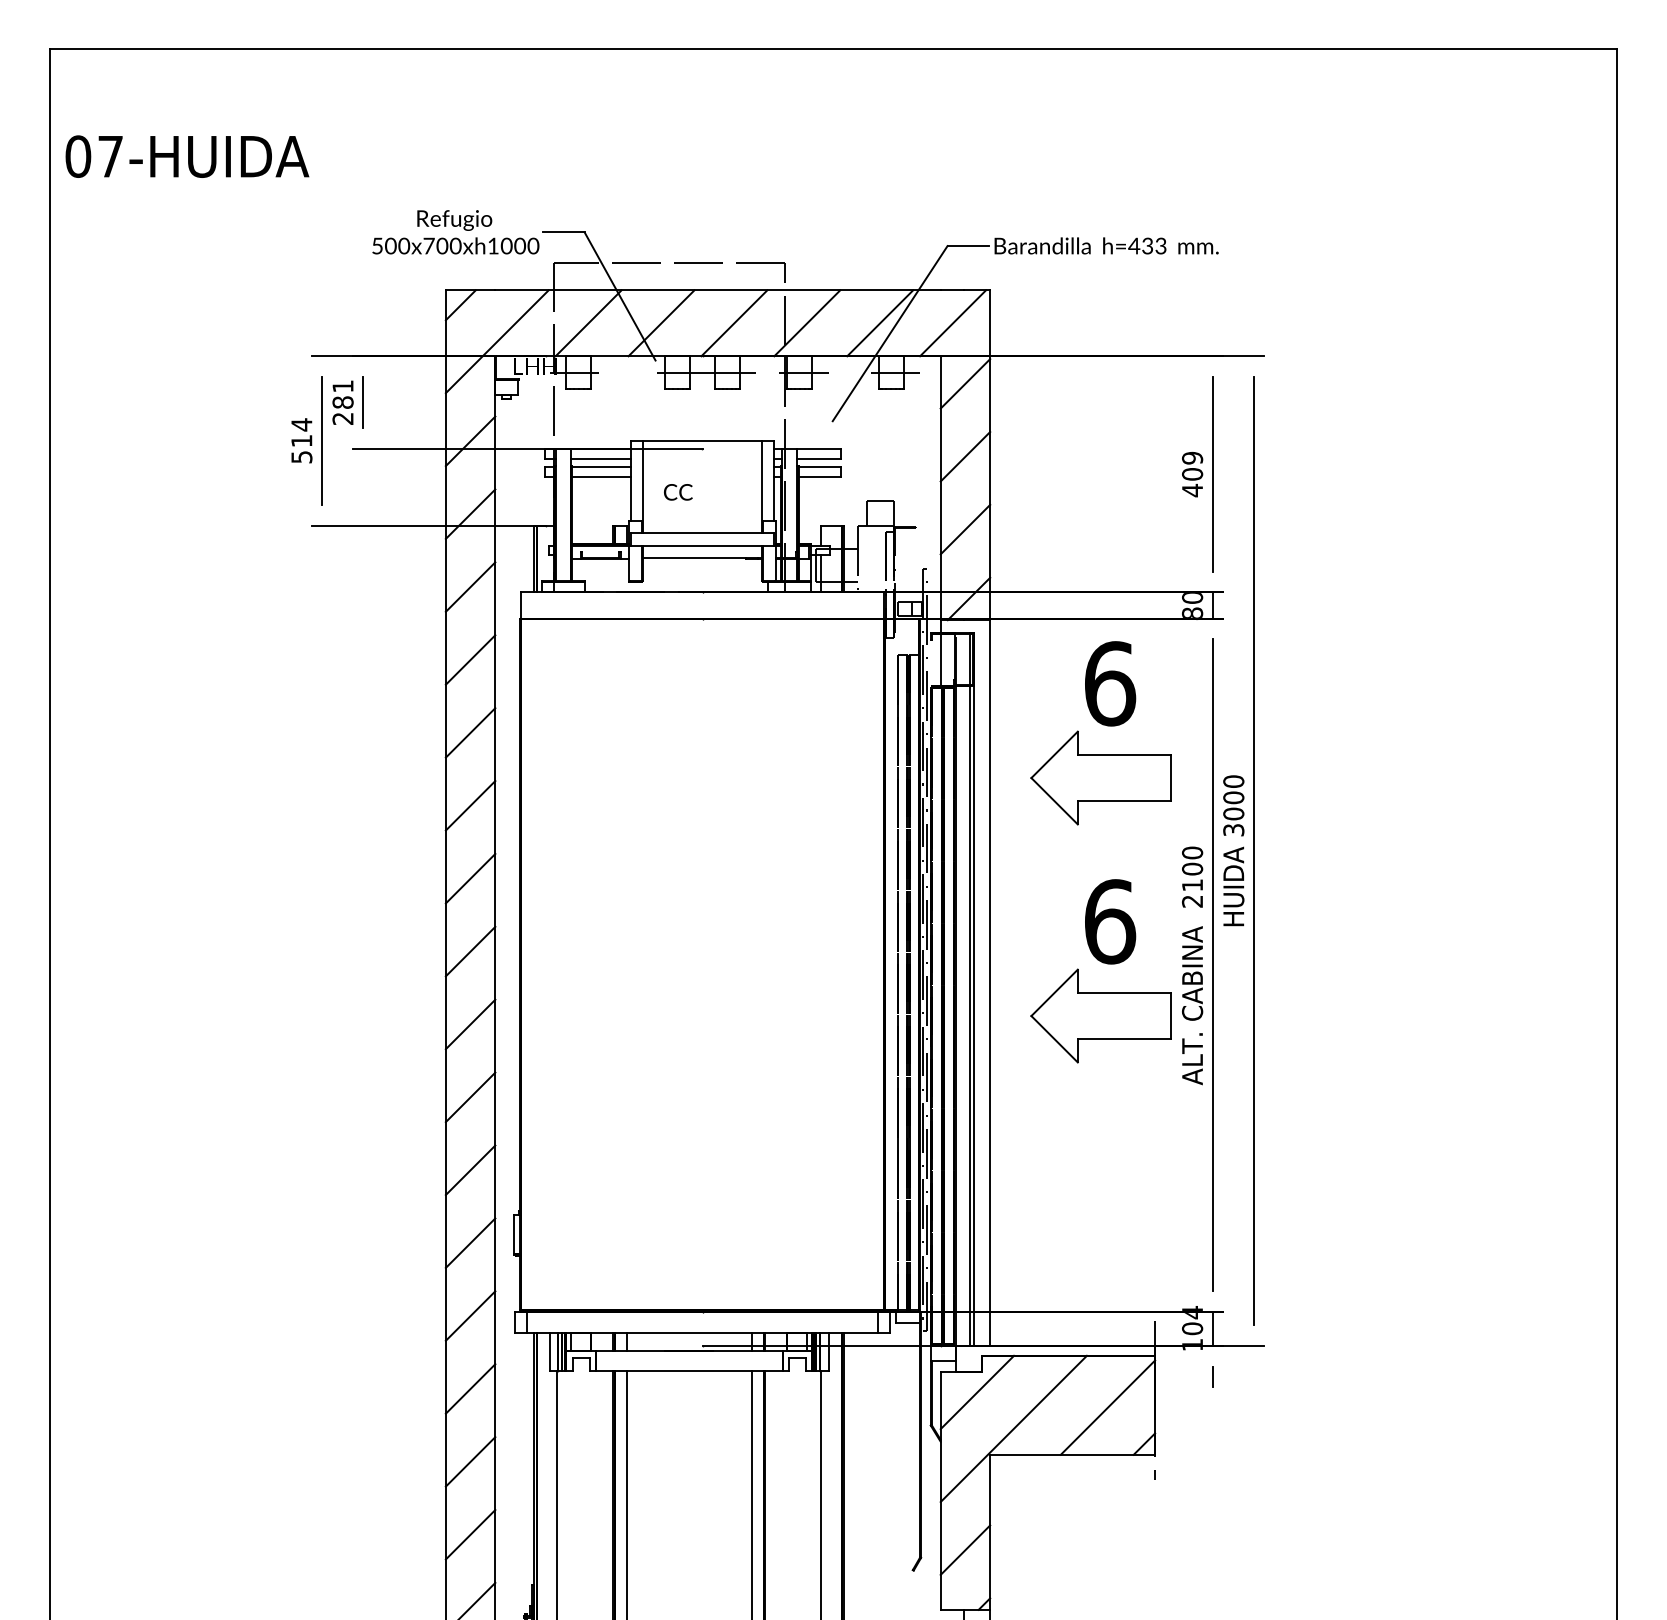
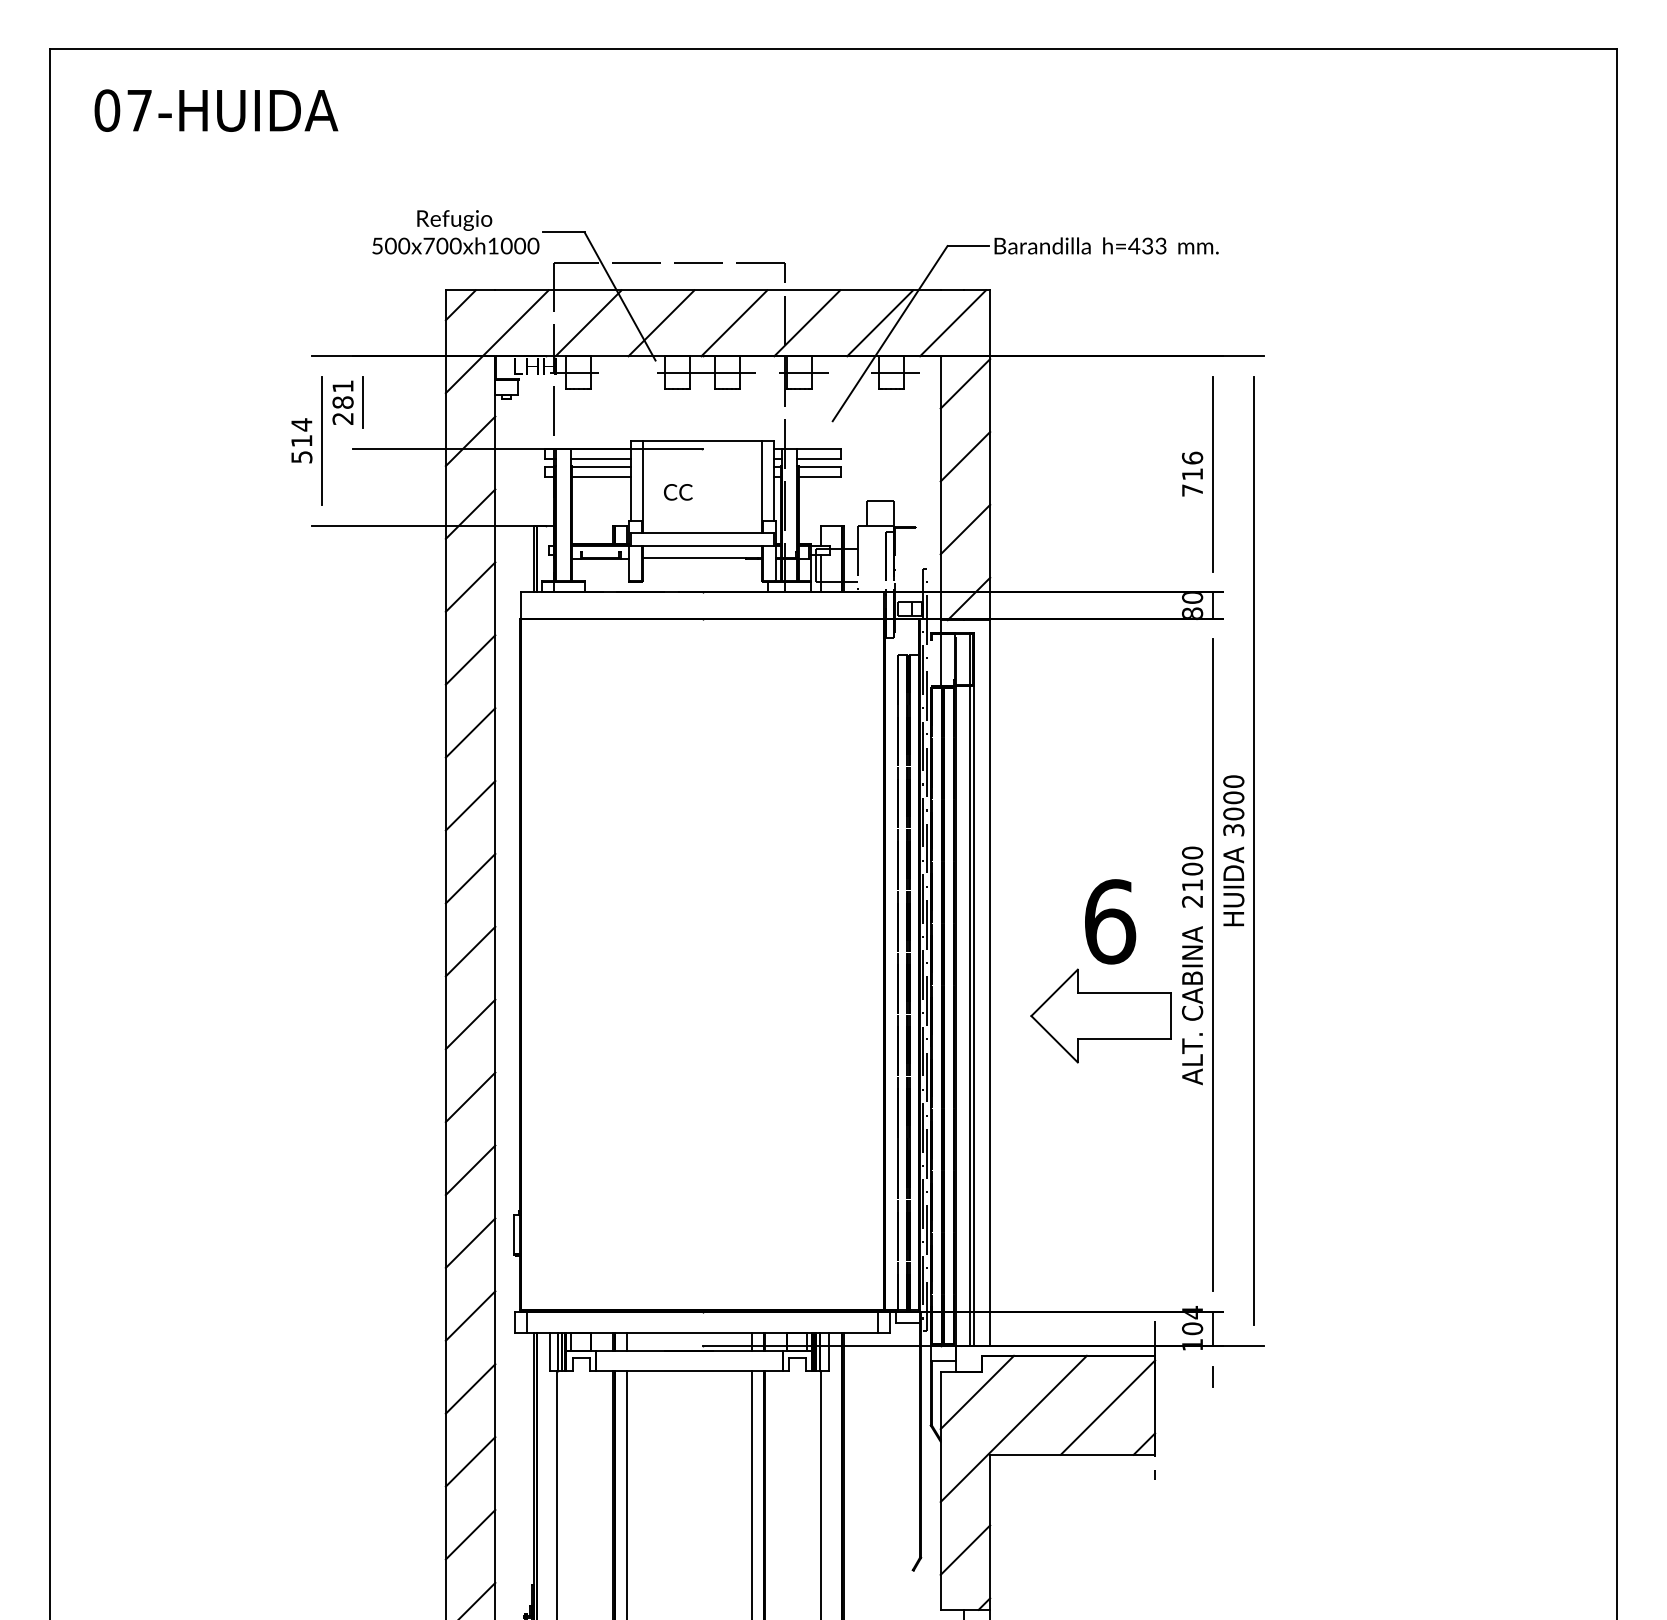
text position: (187, 156) -> (216, 110) (216, 110)
text: 409 -> 716 (1192, 474)
part: present -> none (1103, 725)
